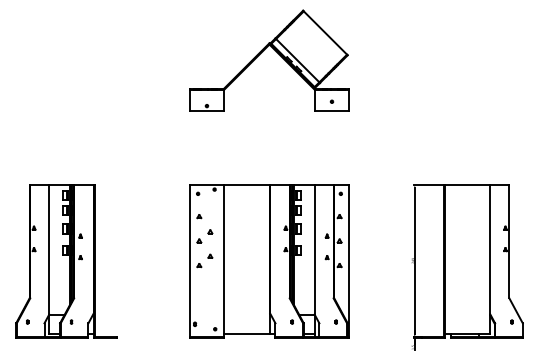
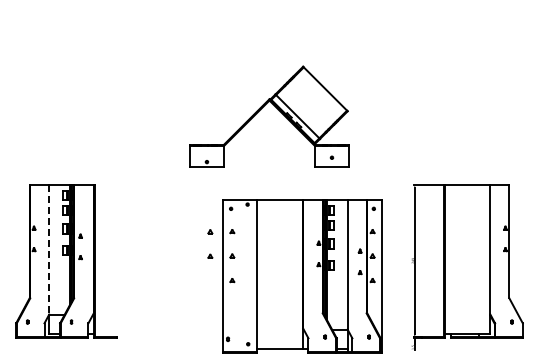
part position: (262, 52) -> (262, 108) (262, 108)
line: solid -> dashed (49, 249)
part position: (269, 261) -> (302, 276) (302, 276)
